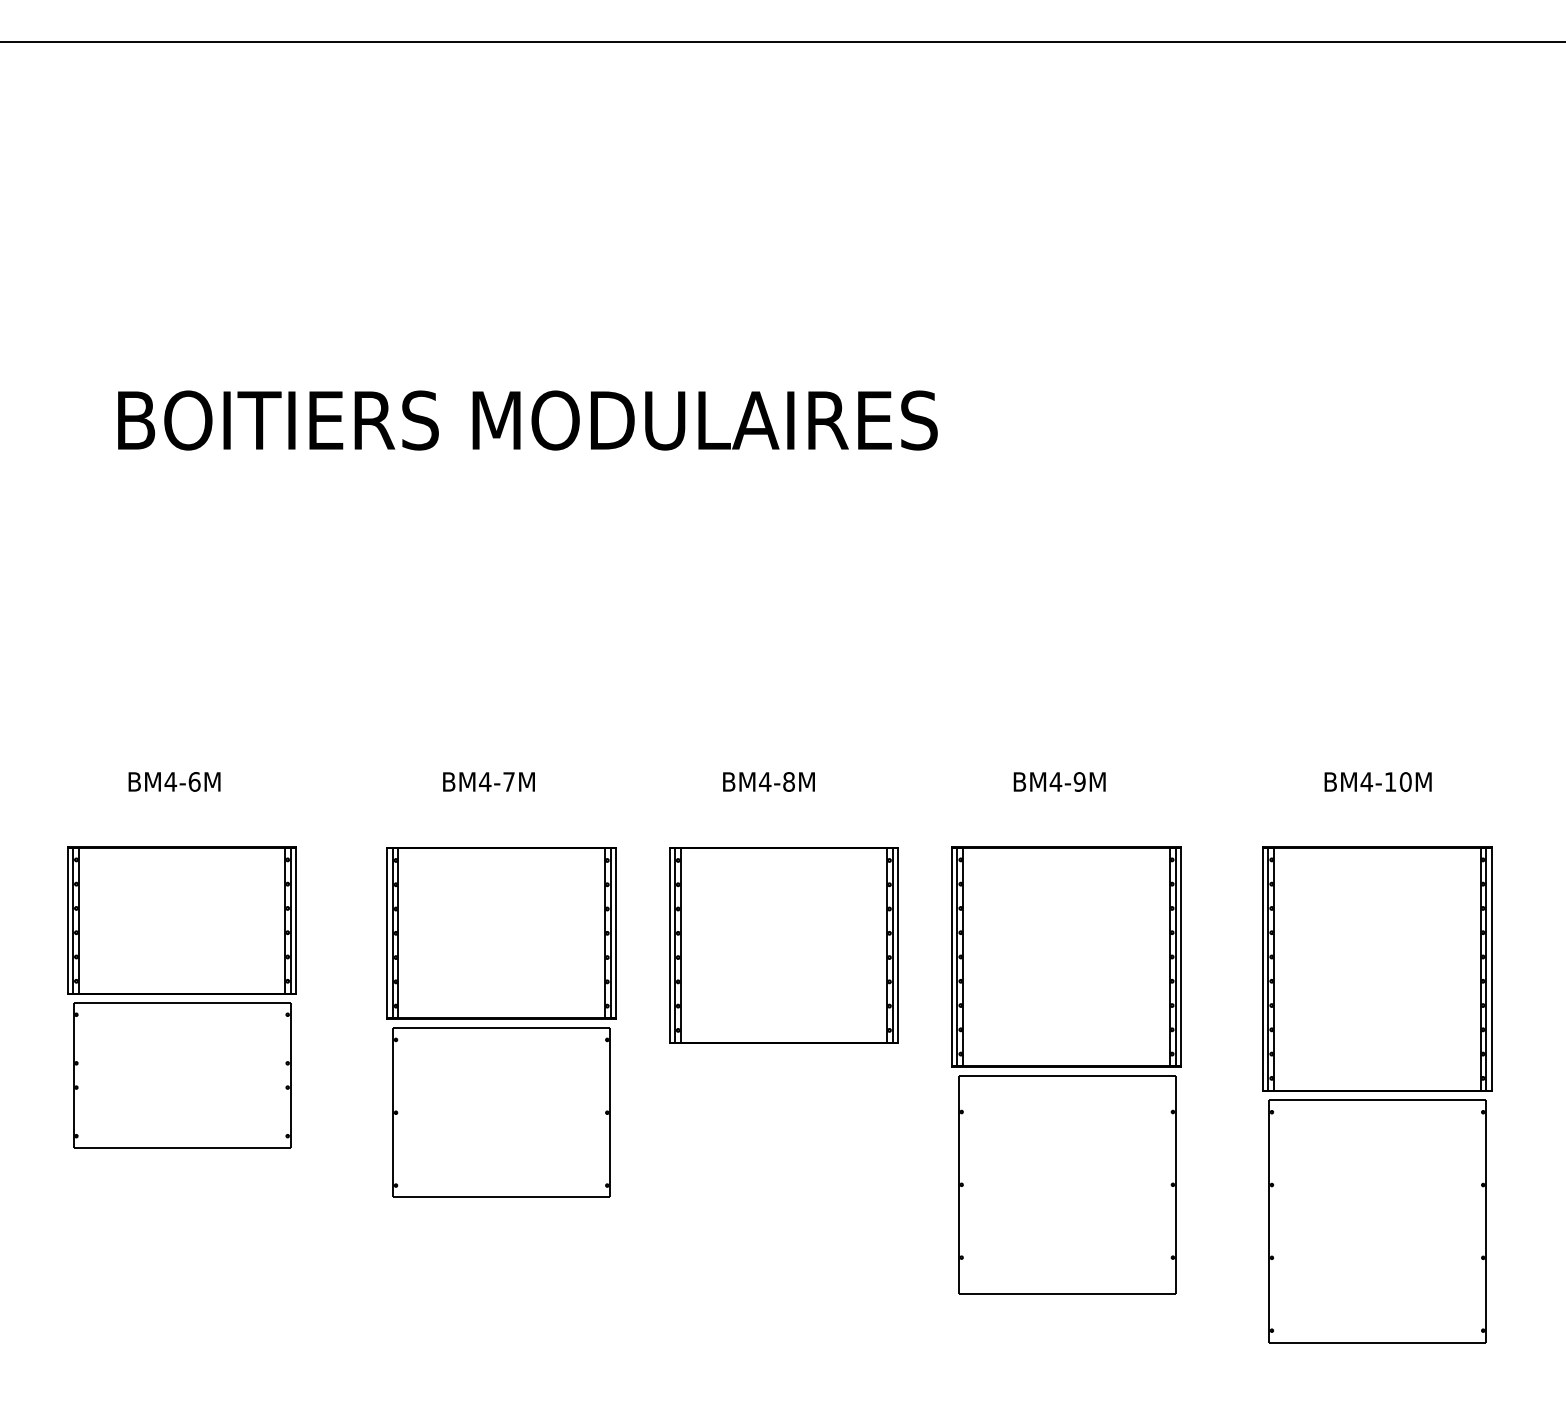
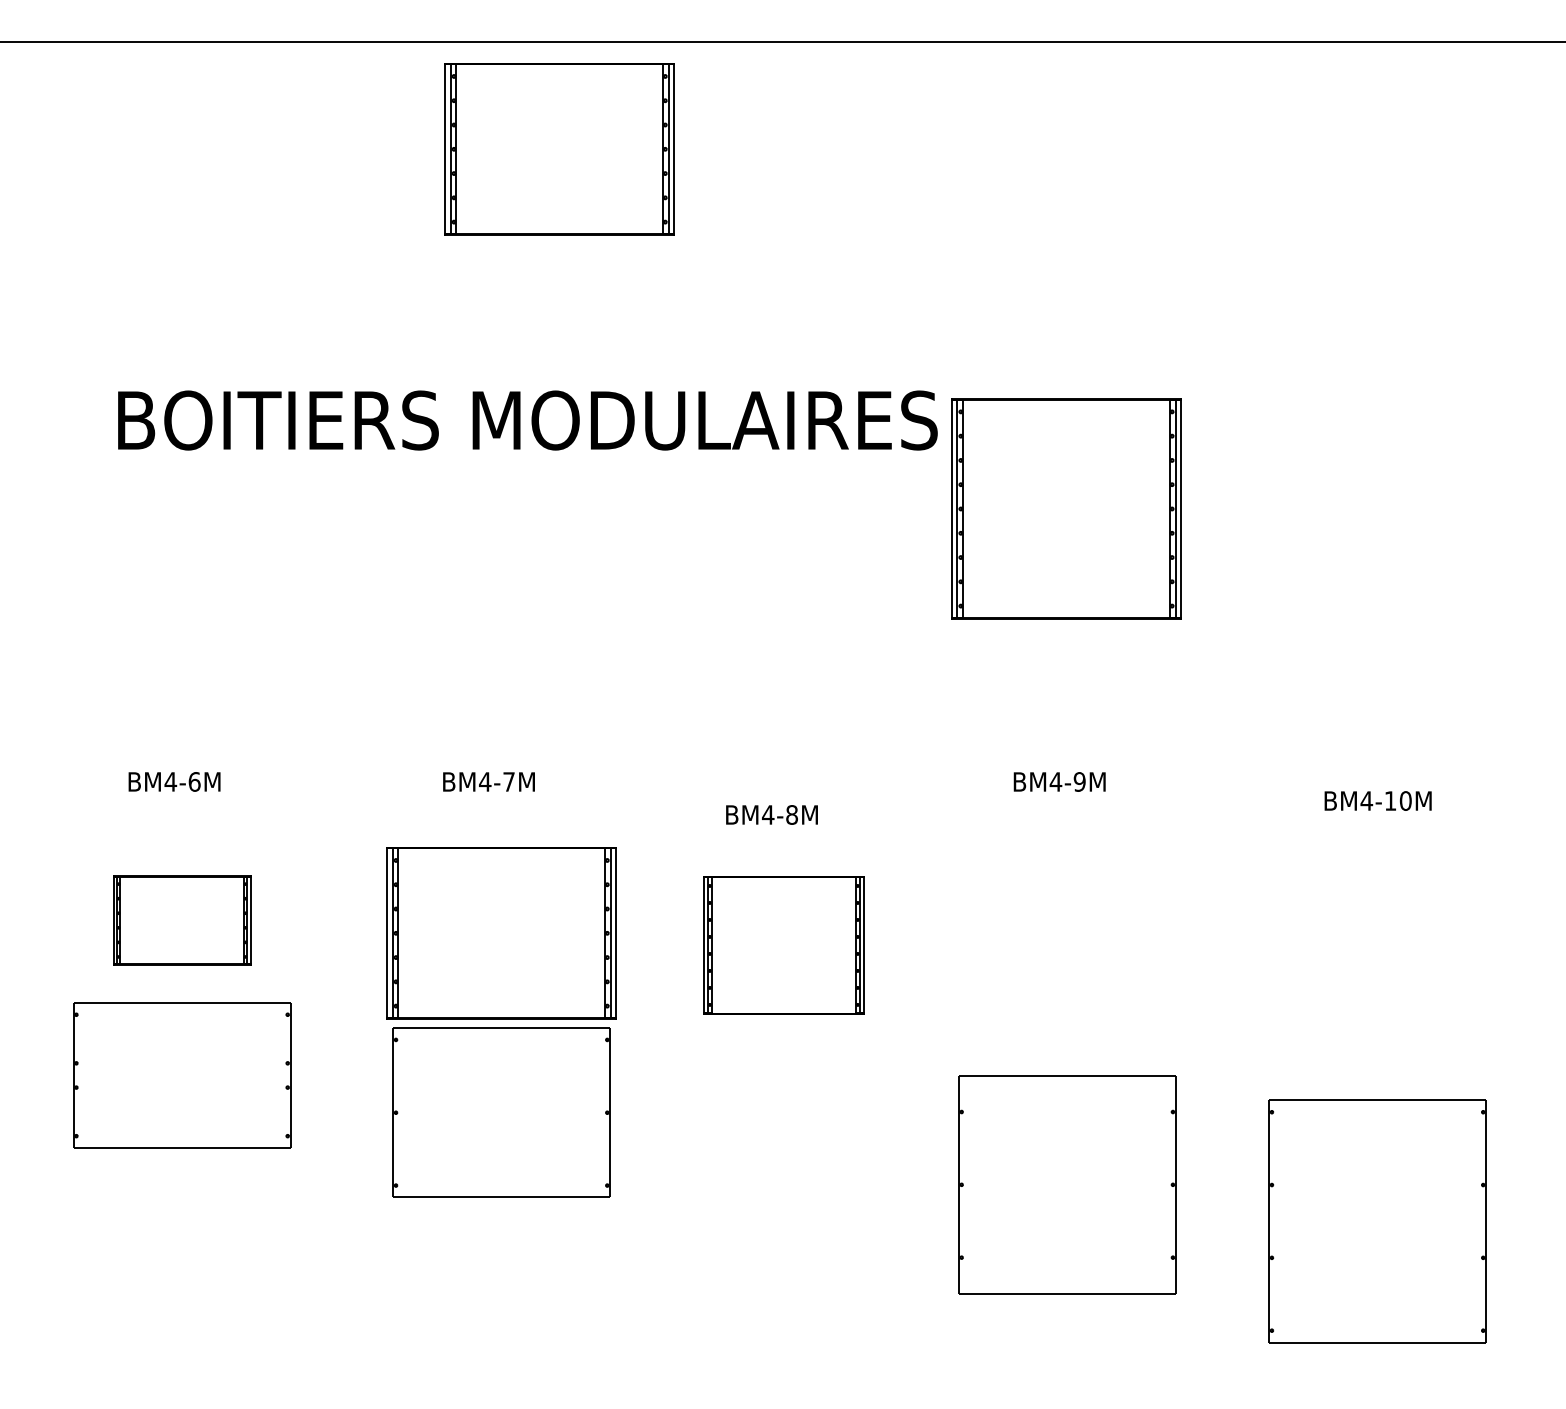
part: none -> present (559, 149)
text position: (768, 781) -> (771, 814) (771, 814)
text position: (1377, 781) -> (1377, 800) (1377, 800)
part size: 230x149 px -> 139x91 px (182, 920)
part size: 230x197 px -> 162x139 px (783, 945)
part position: (1066, 956) -> (1066, 508) (1066, 508)
part: present -> none (1377, 968)
